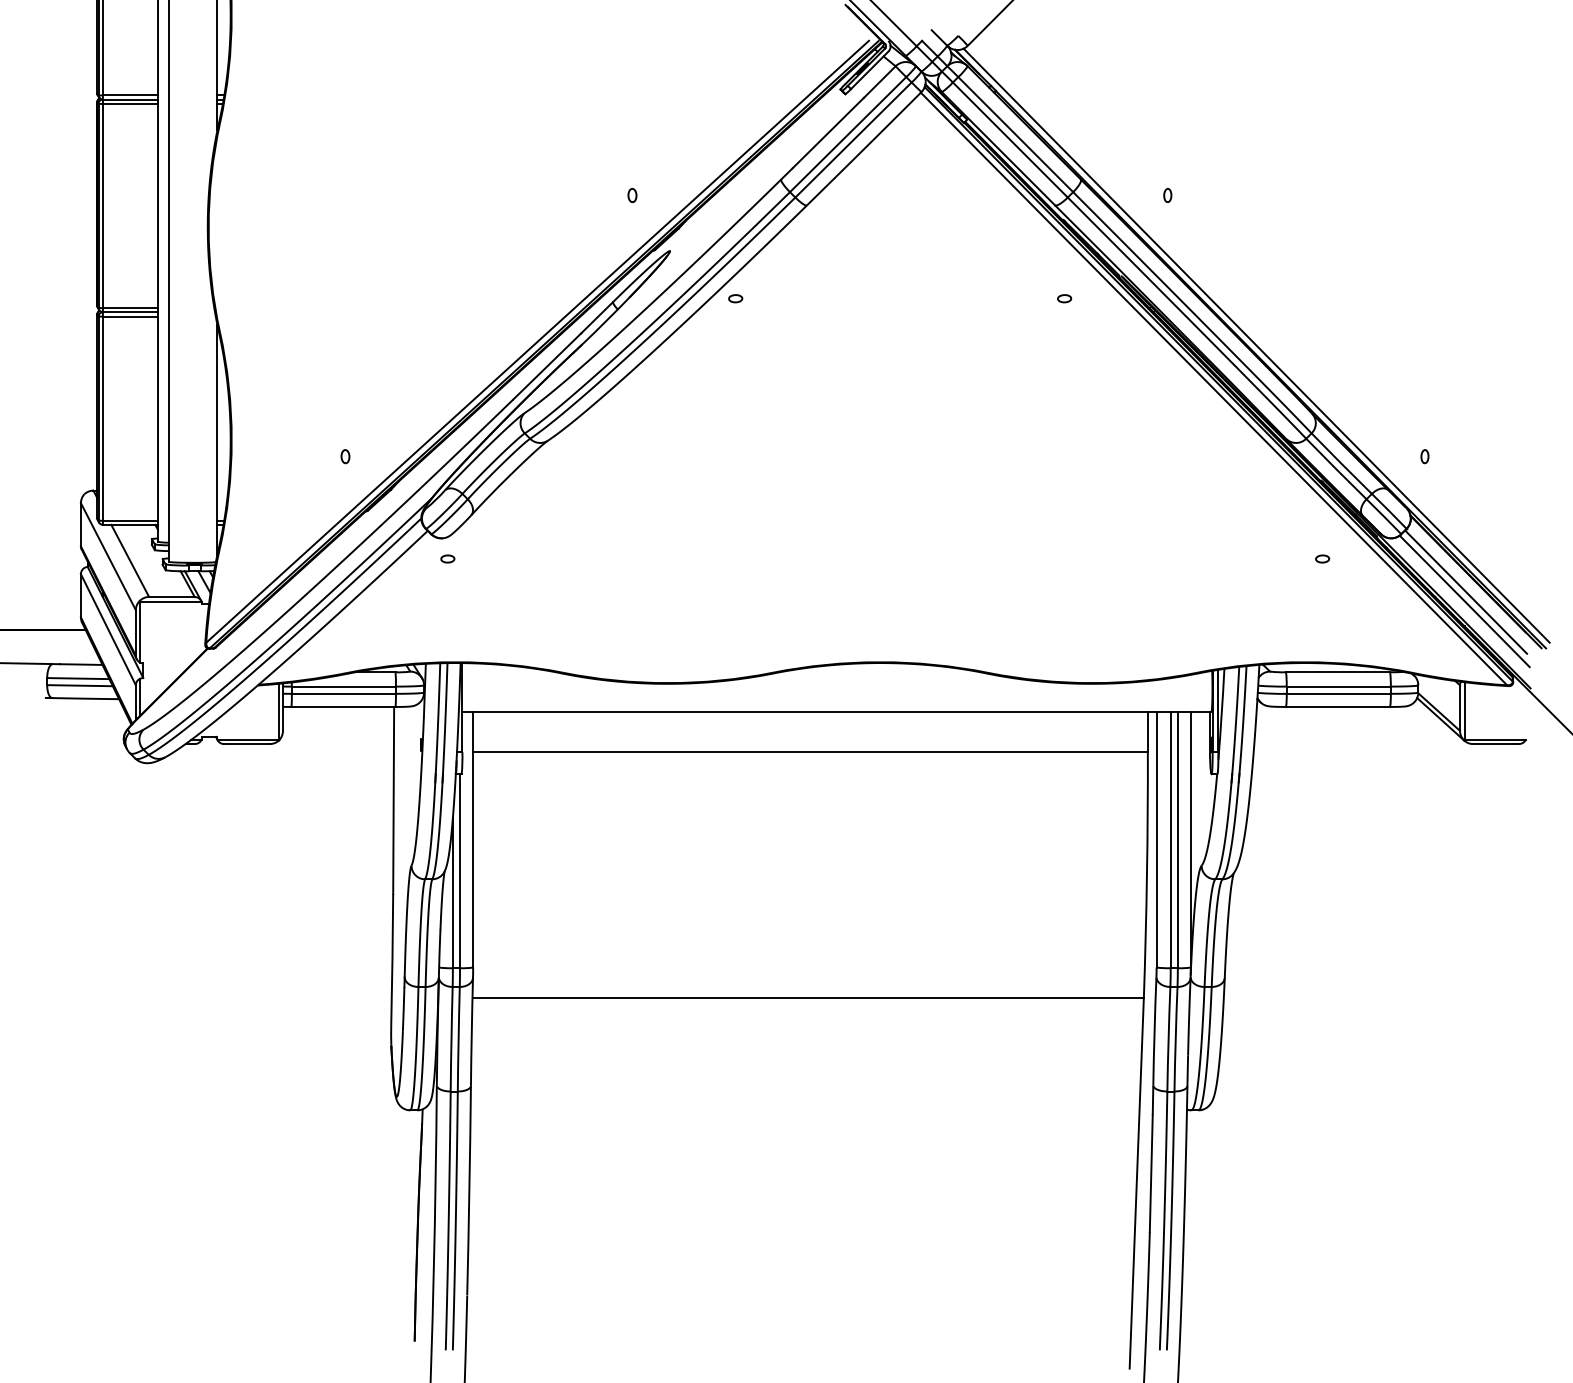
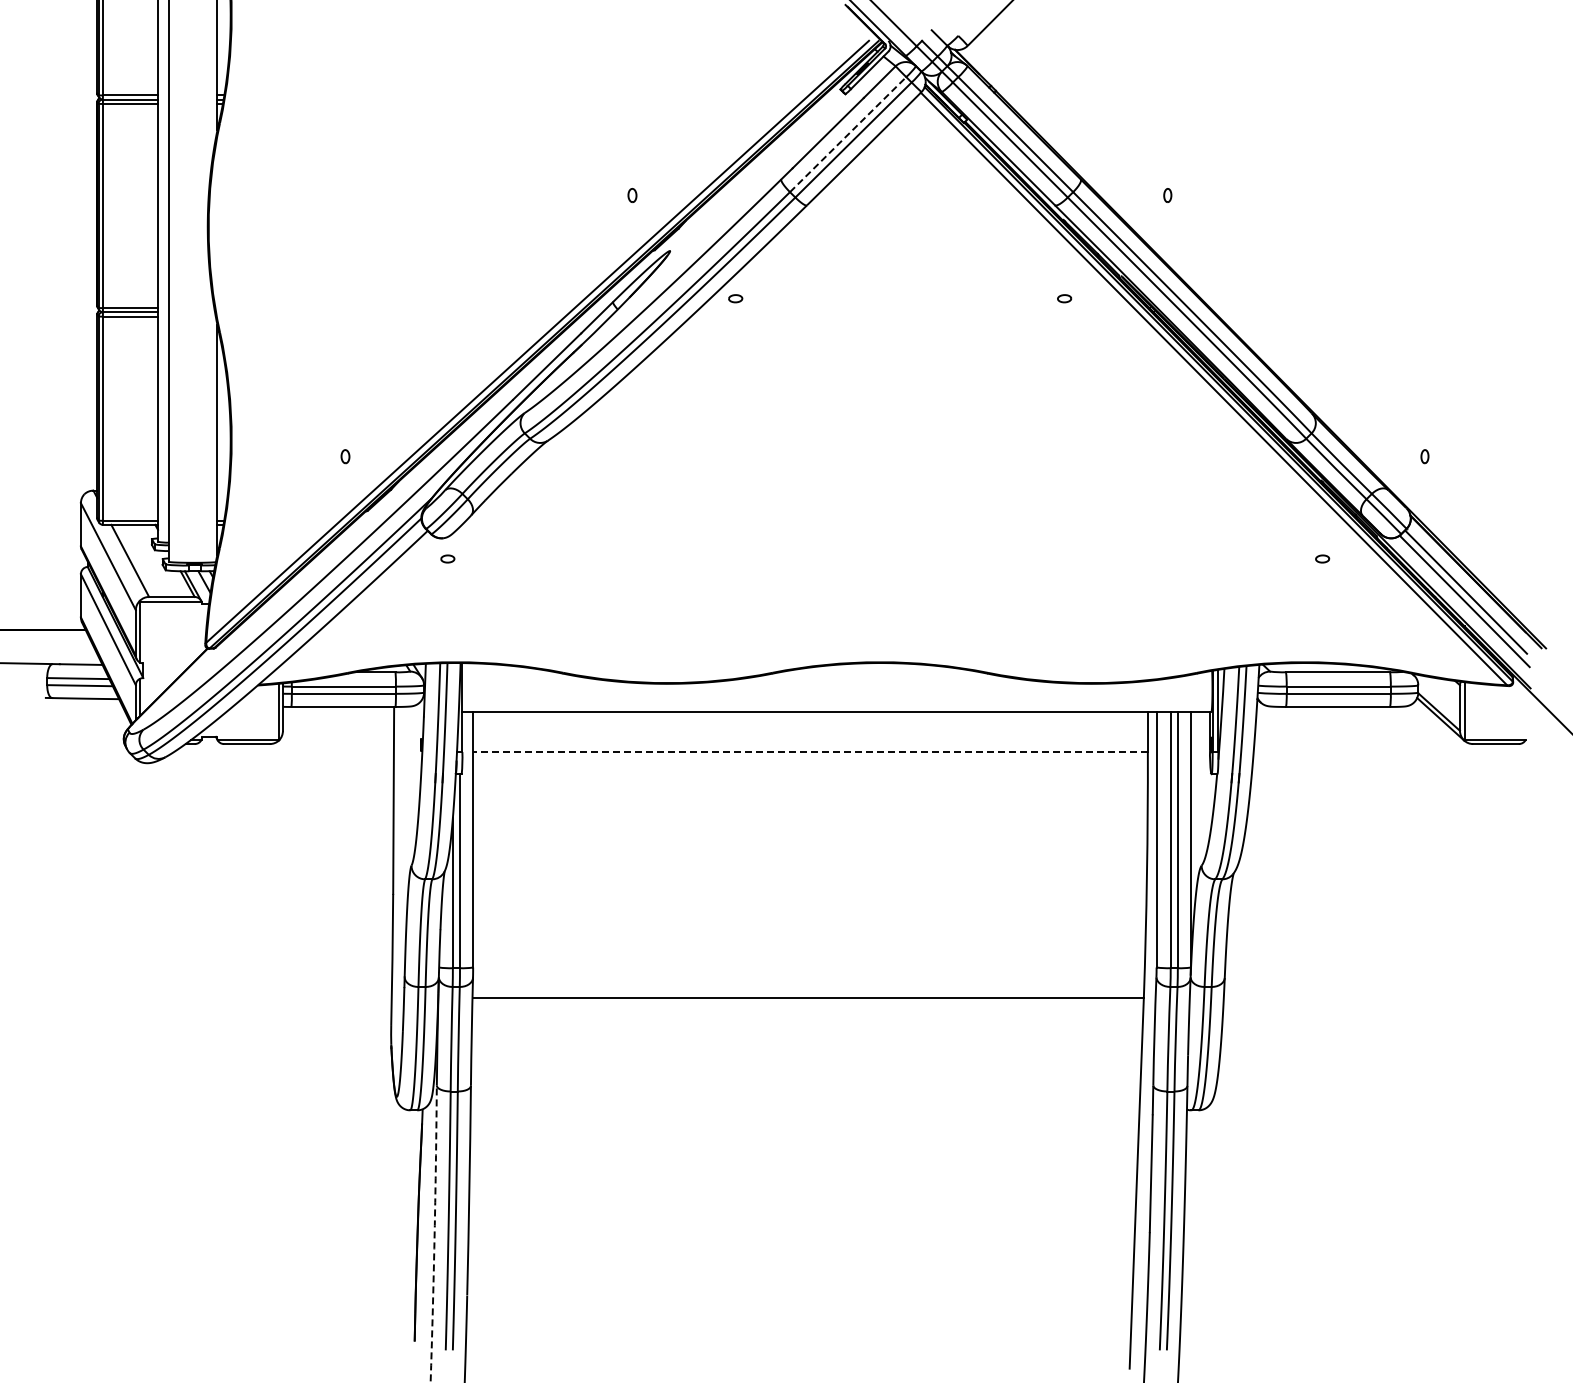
line: solid -> dashed (848, 134)
line: present -> none (1256, 345)
line: solid -> dashed (809, 751)
arc: solid -> dashed (434, 1234)
